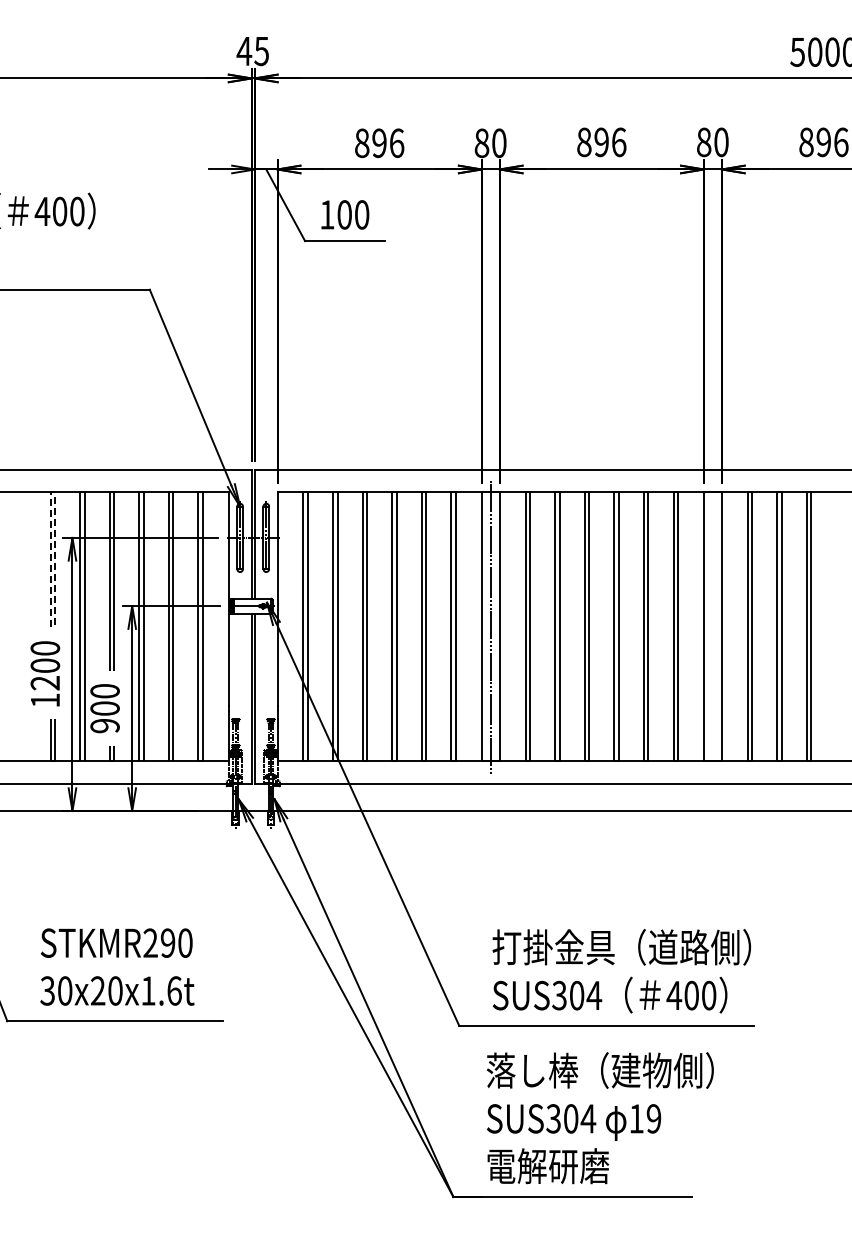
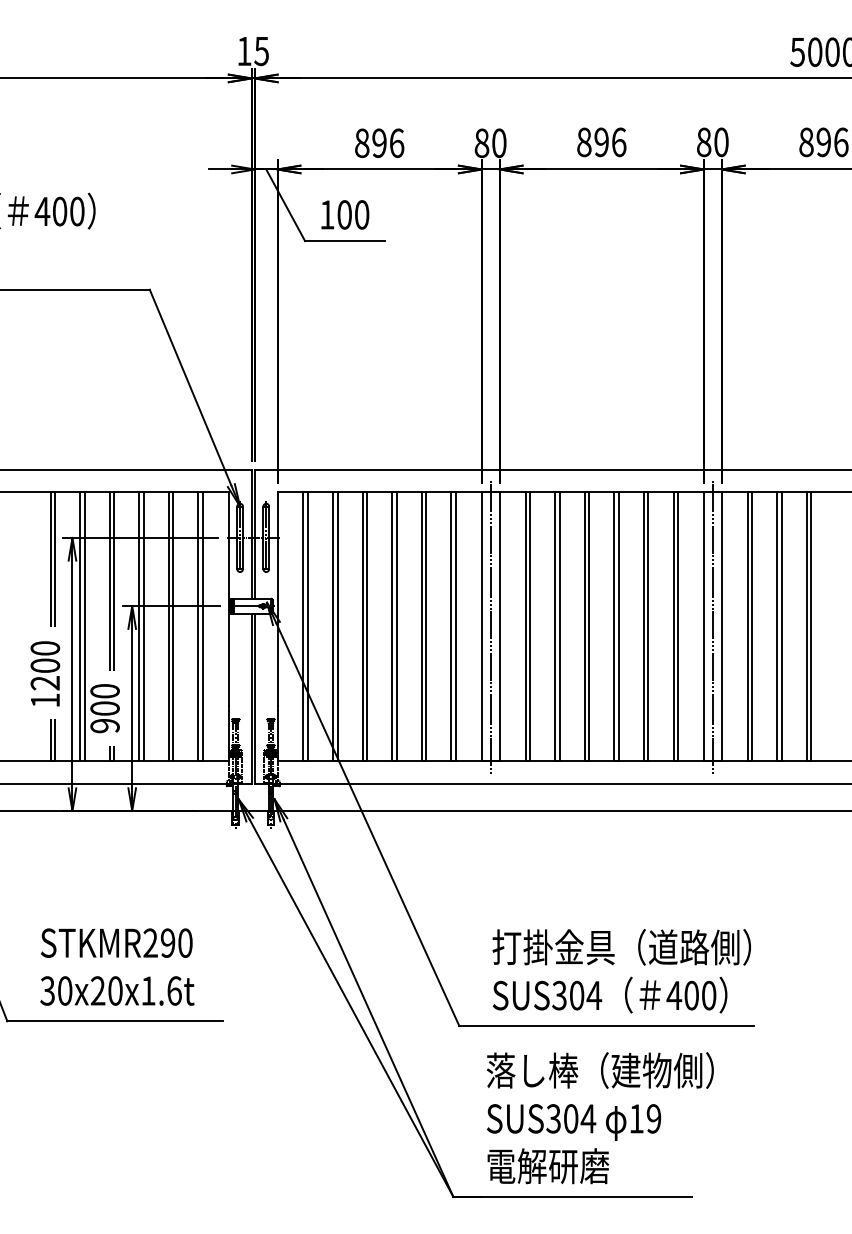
text: 45 -> 15 (244, 51)
line: dashed -> solid (53, 492)
line: none -> present (712, 626)
